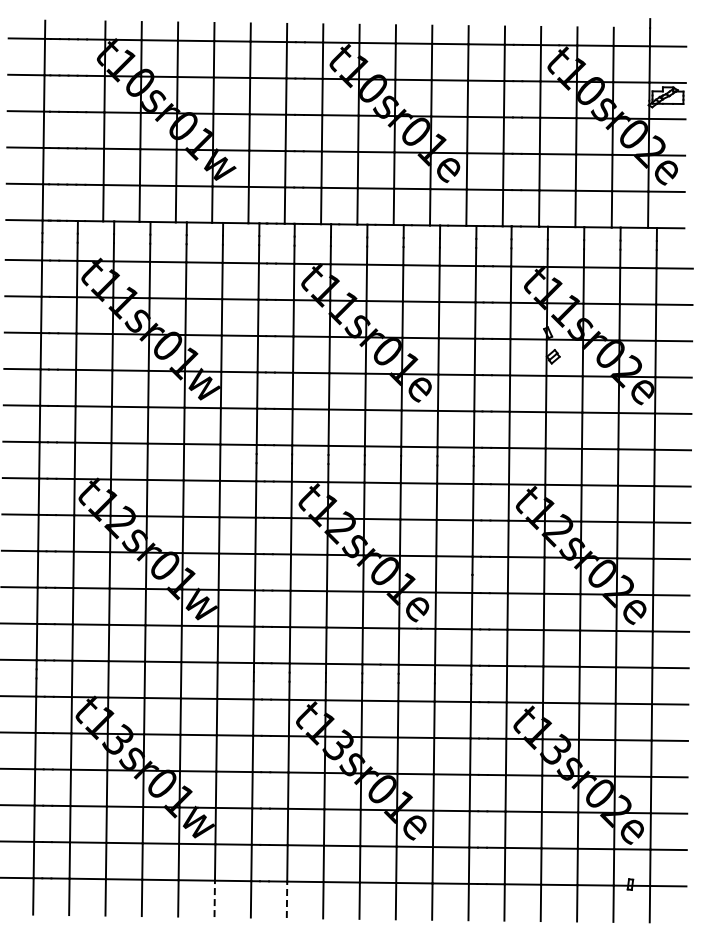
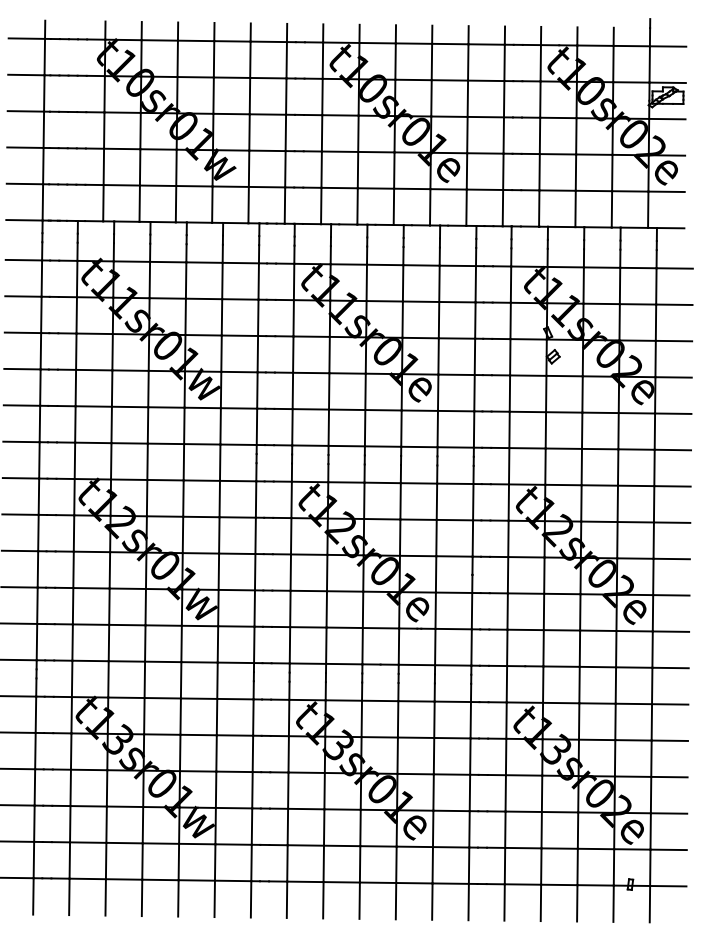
line: dashed -> solid (214, 898)
line: dashed -> solid (287, 899)
